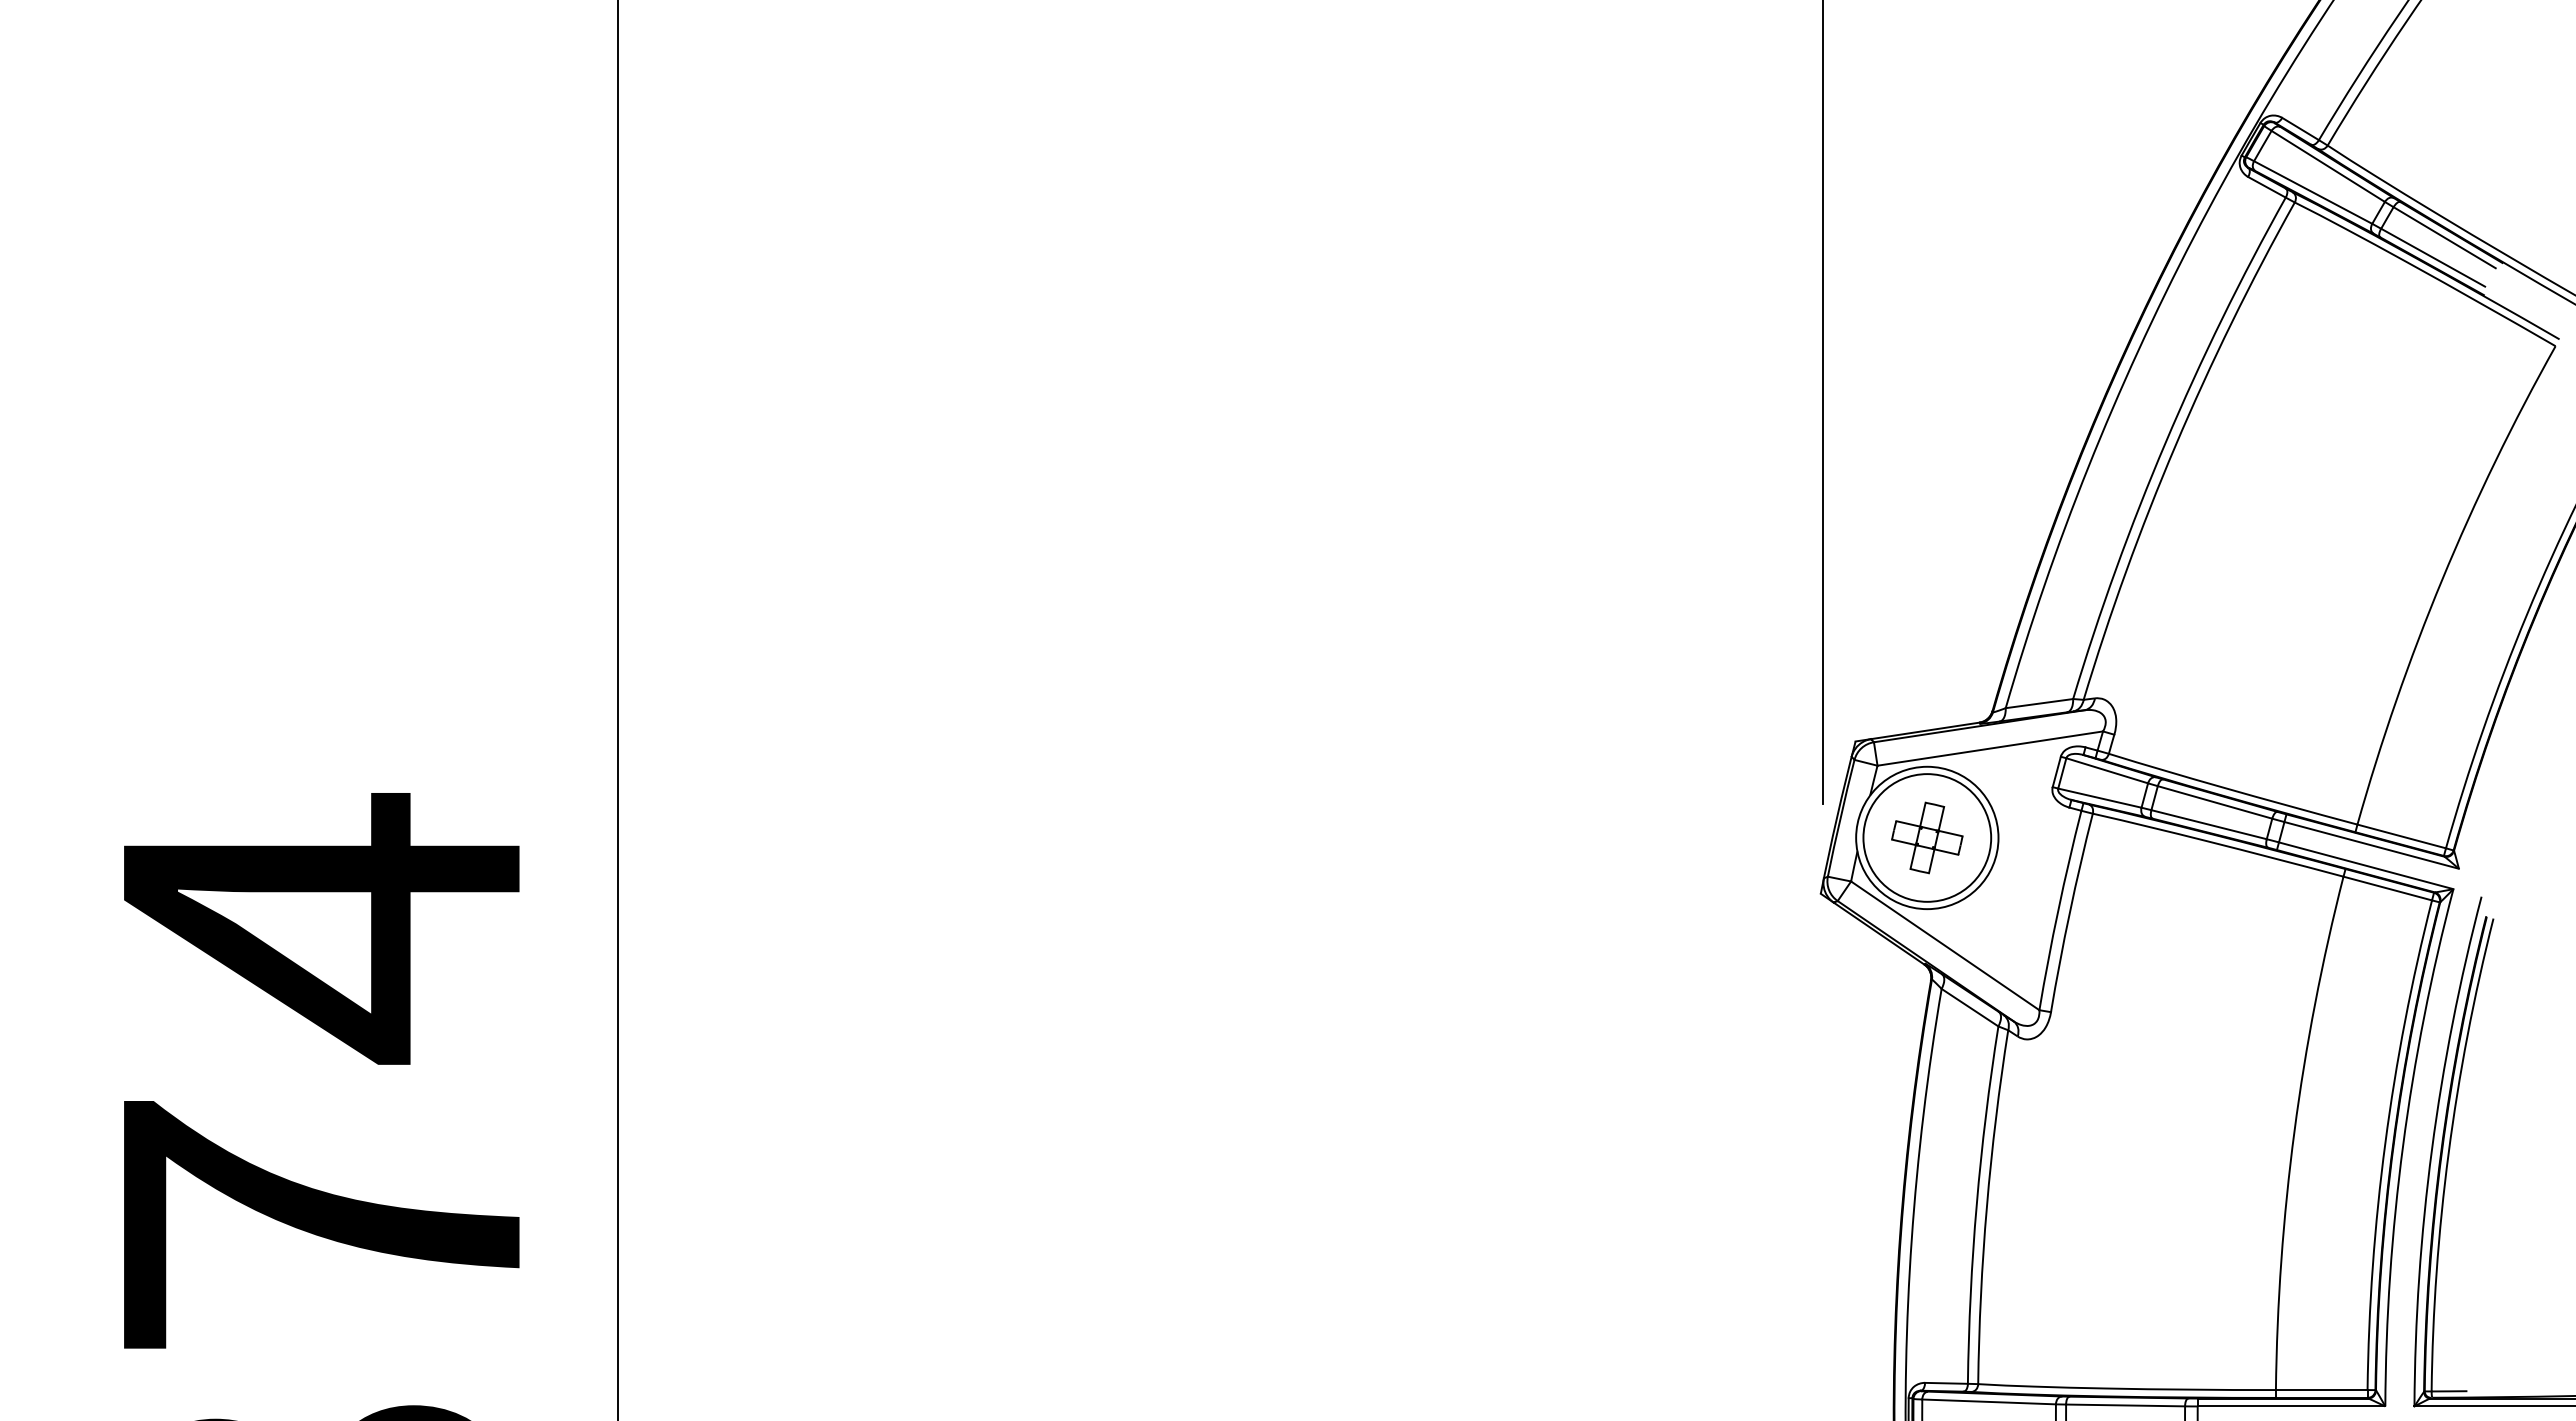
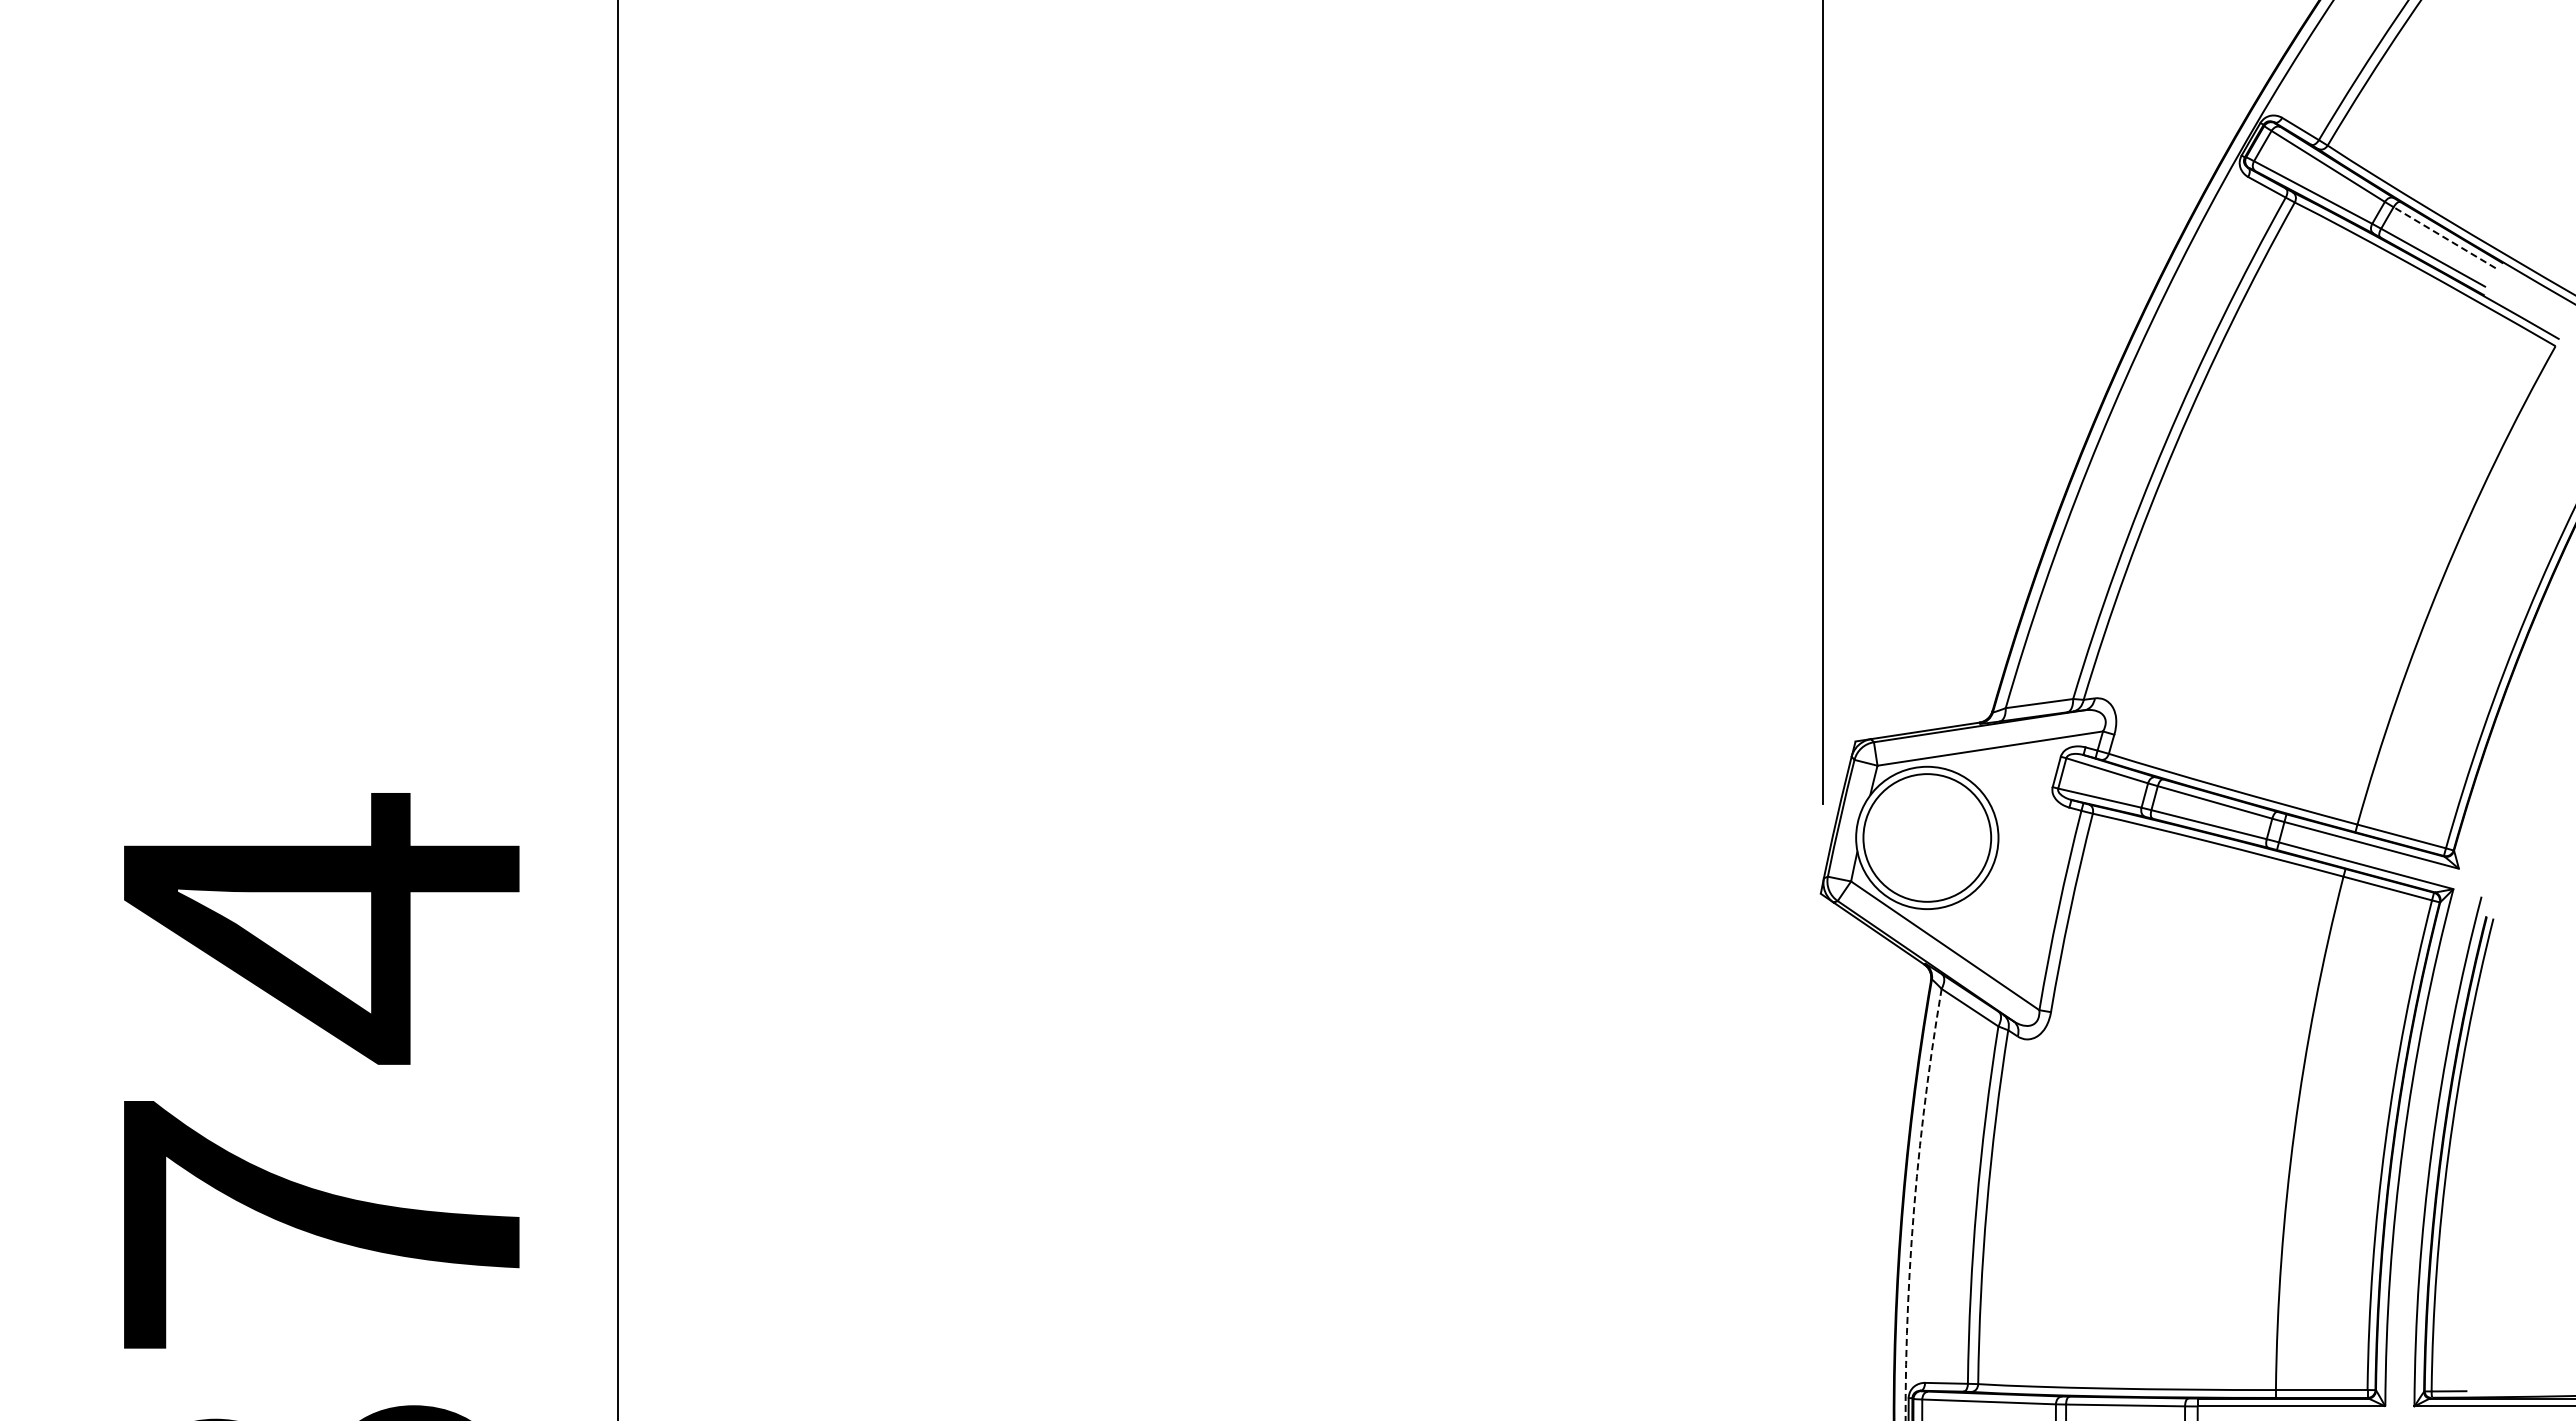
line: solid -> dashed (2444, 237)
part: present -> none (1927, 837)
arc: solid -> dashed (1914, 1203)
